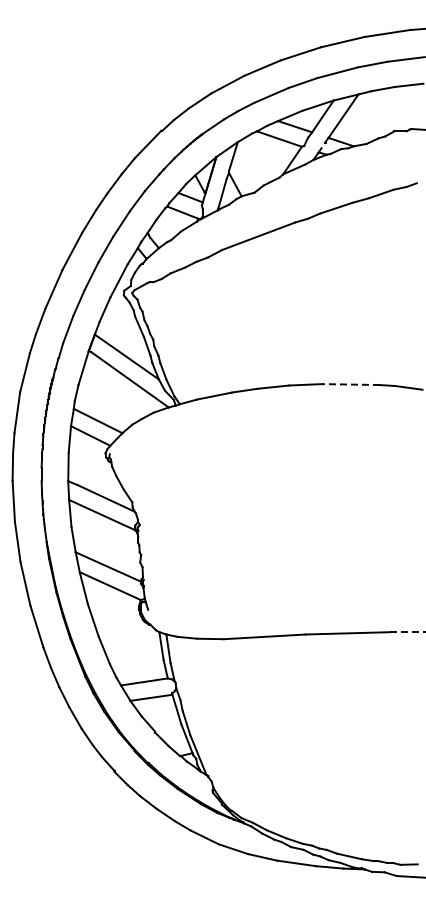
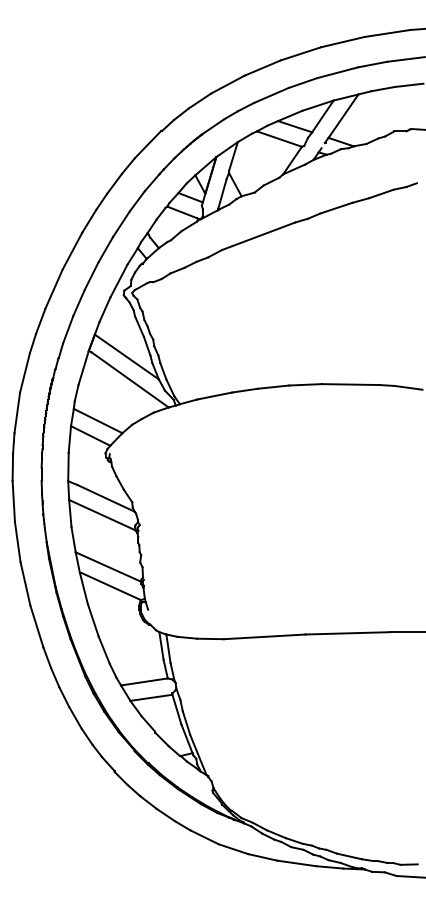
line: dashed -> solid (350, 384)
line: dashed -> solid (408, 632)
